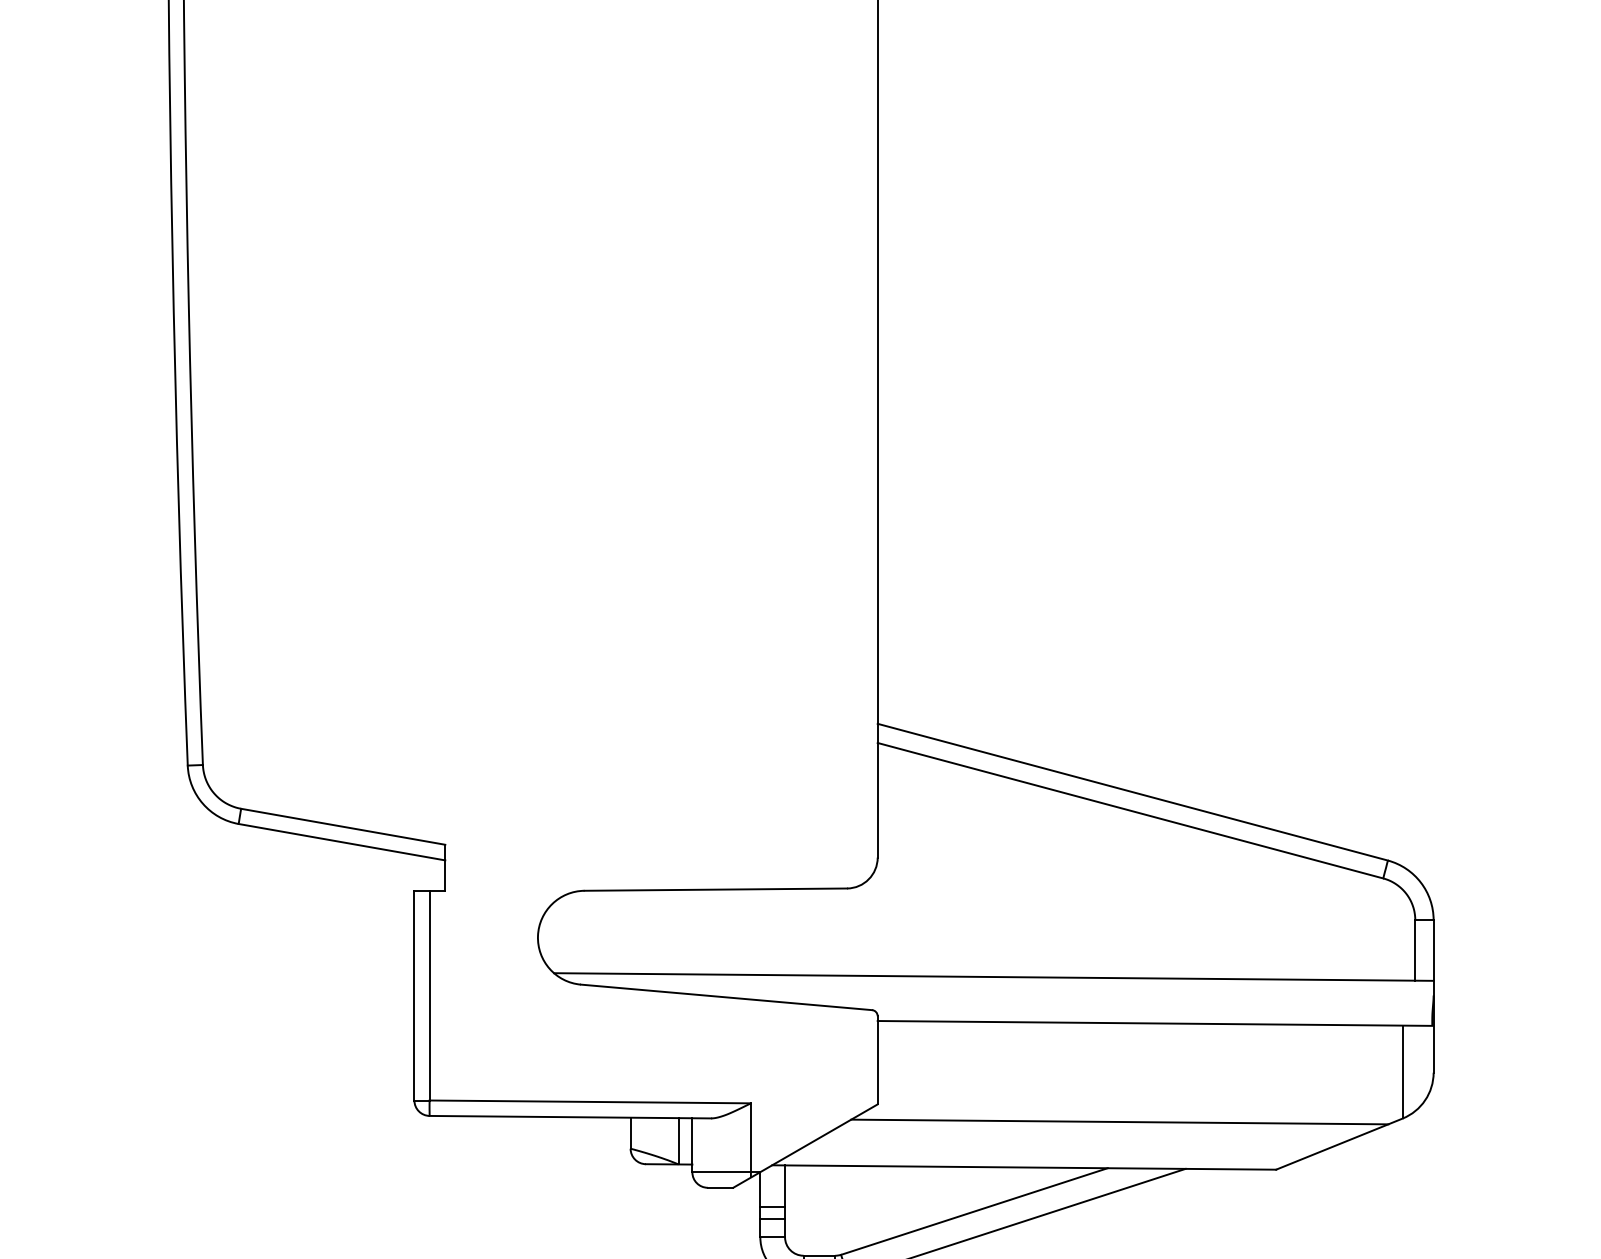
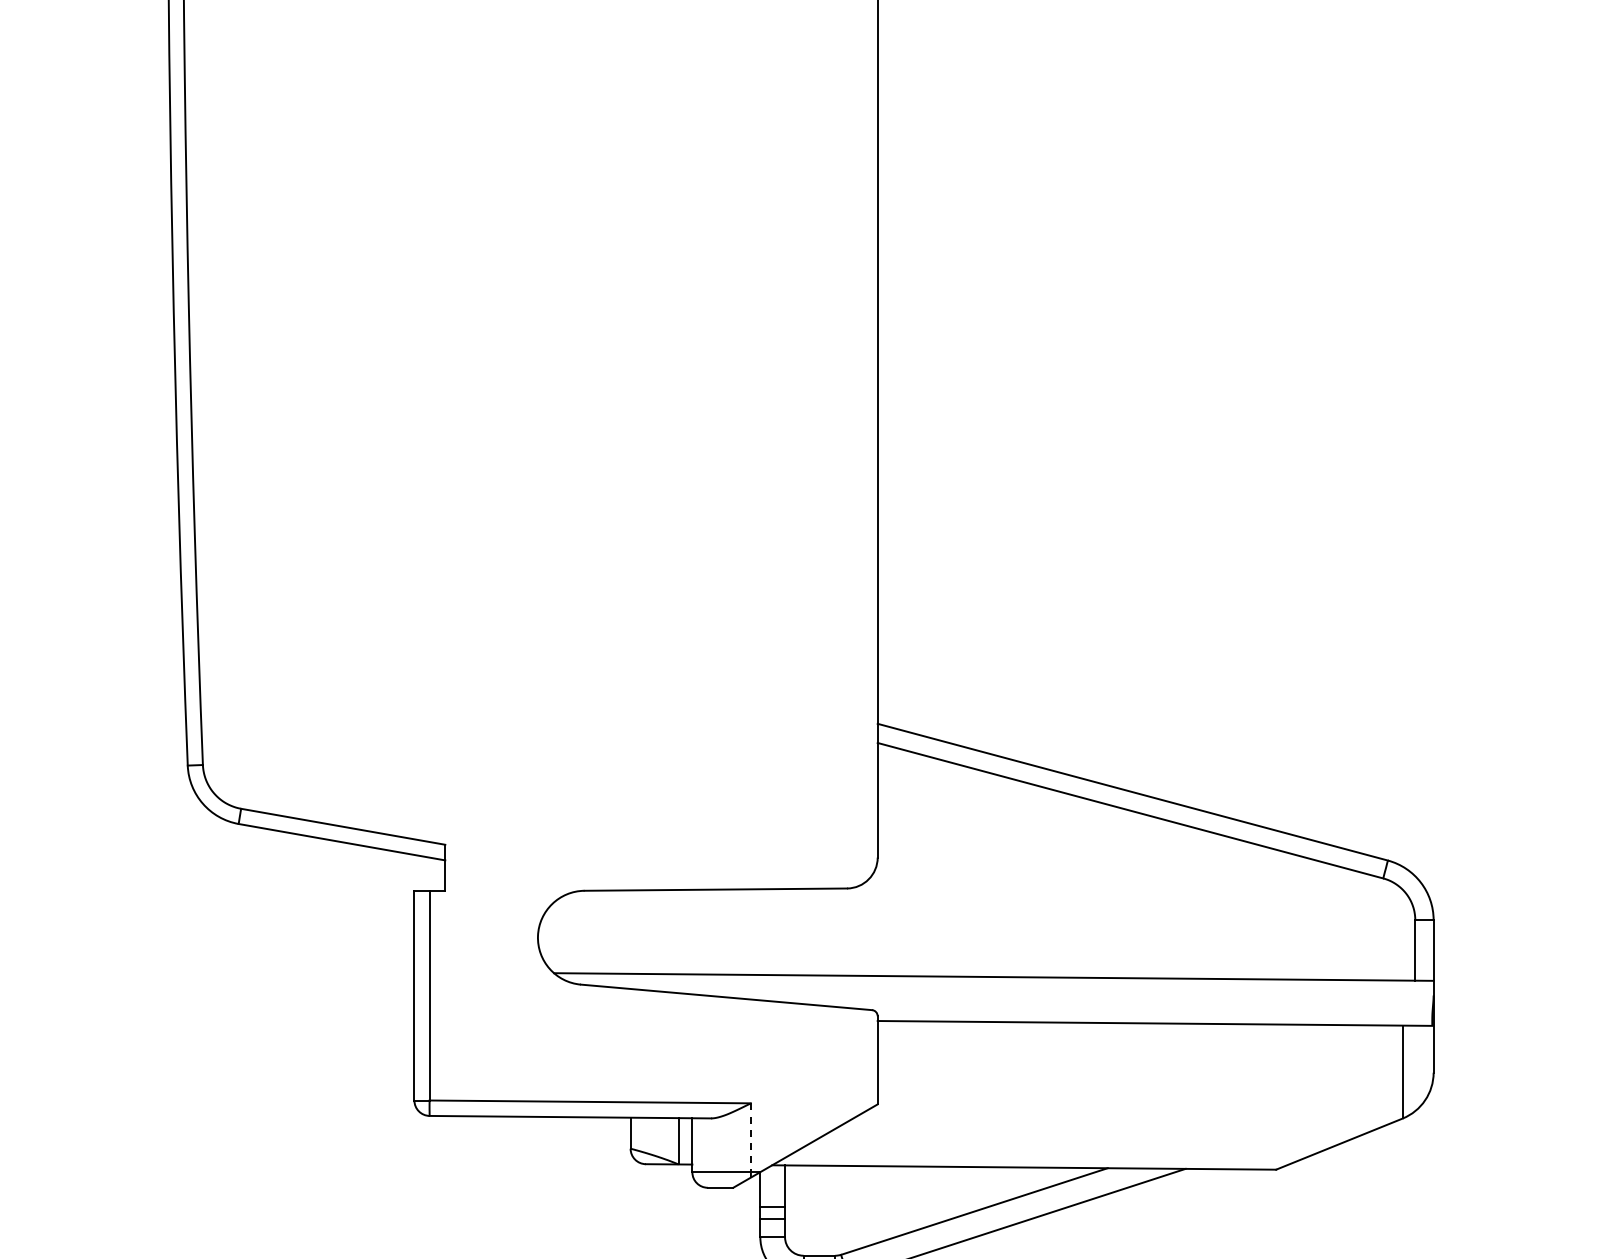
line: present -> none (1119, 1121)
line: solid -> dashed (750, 1138)
